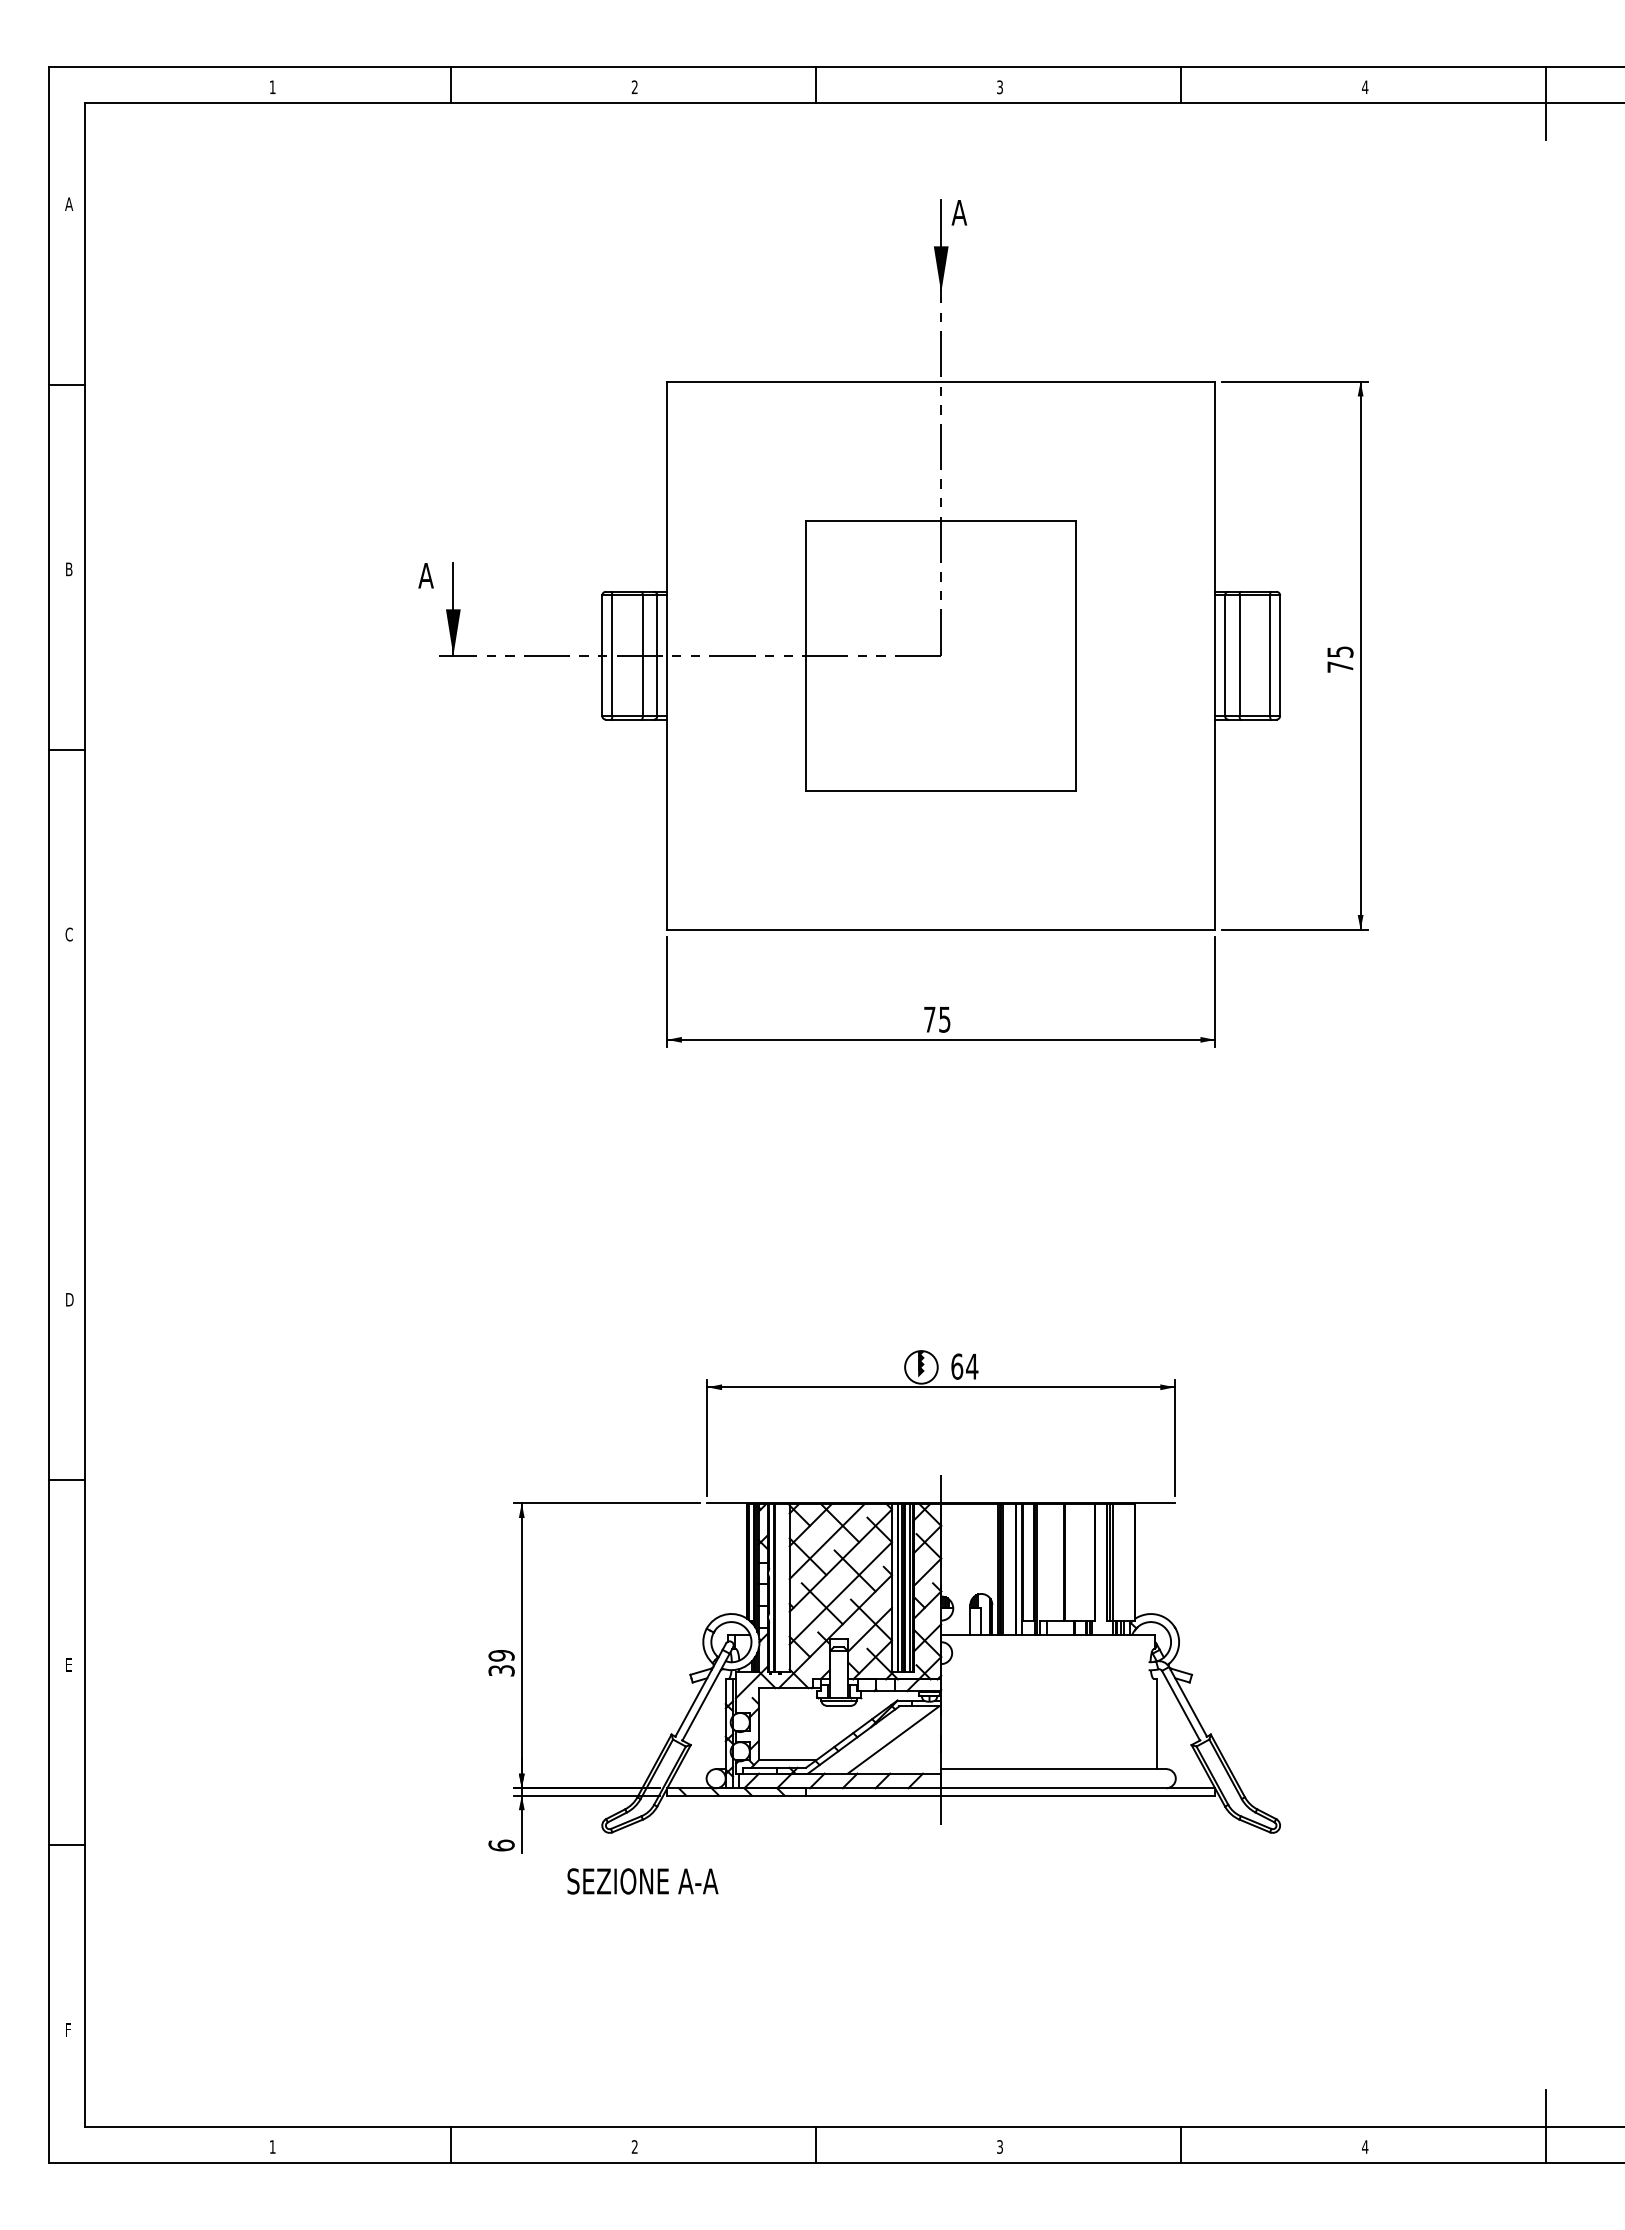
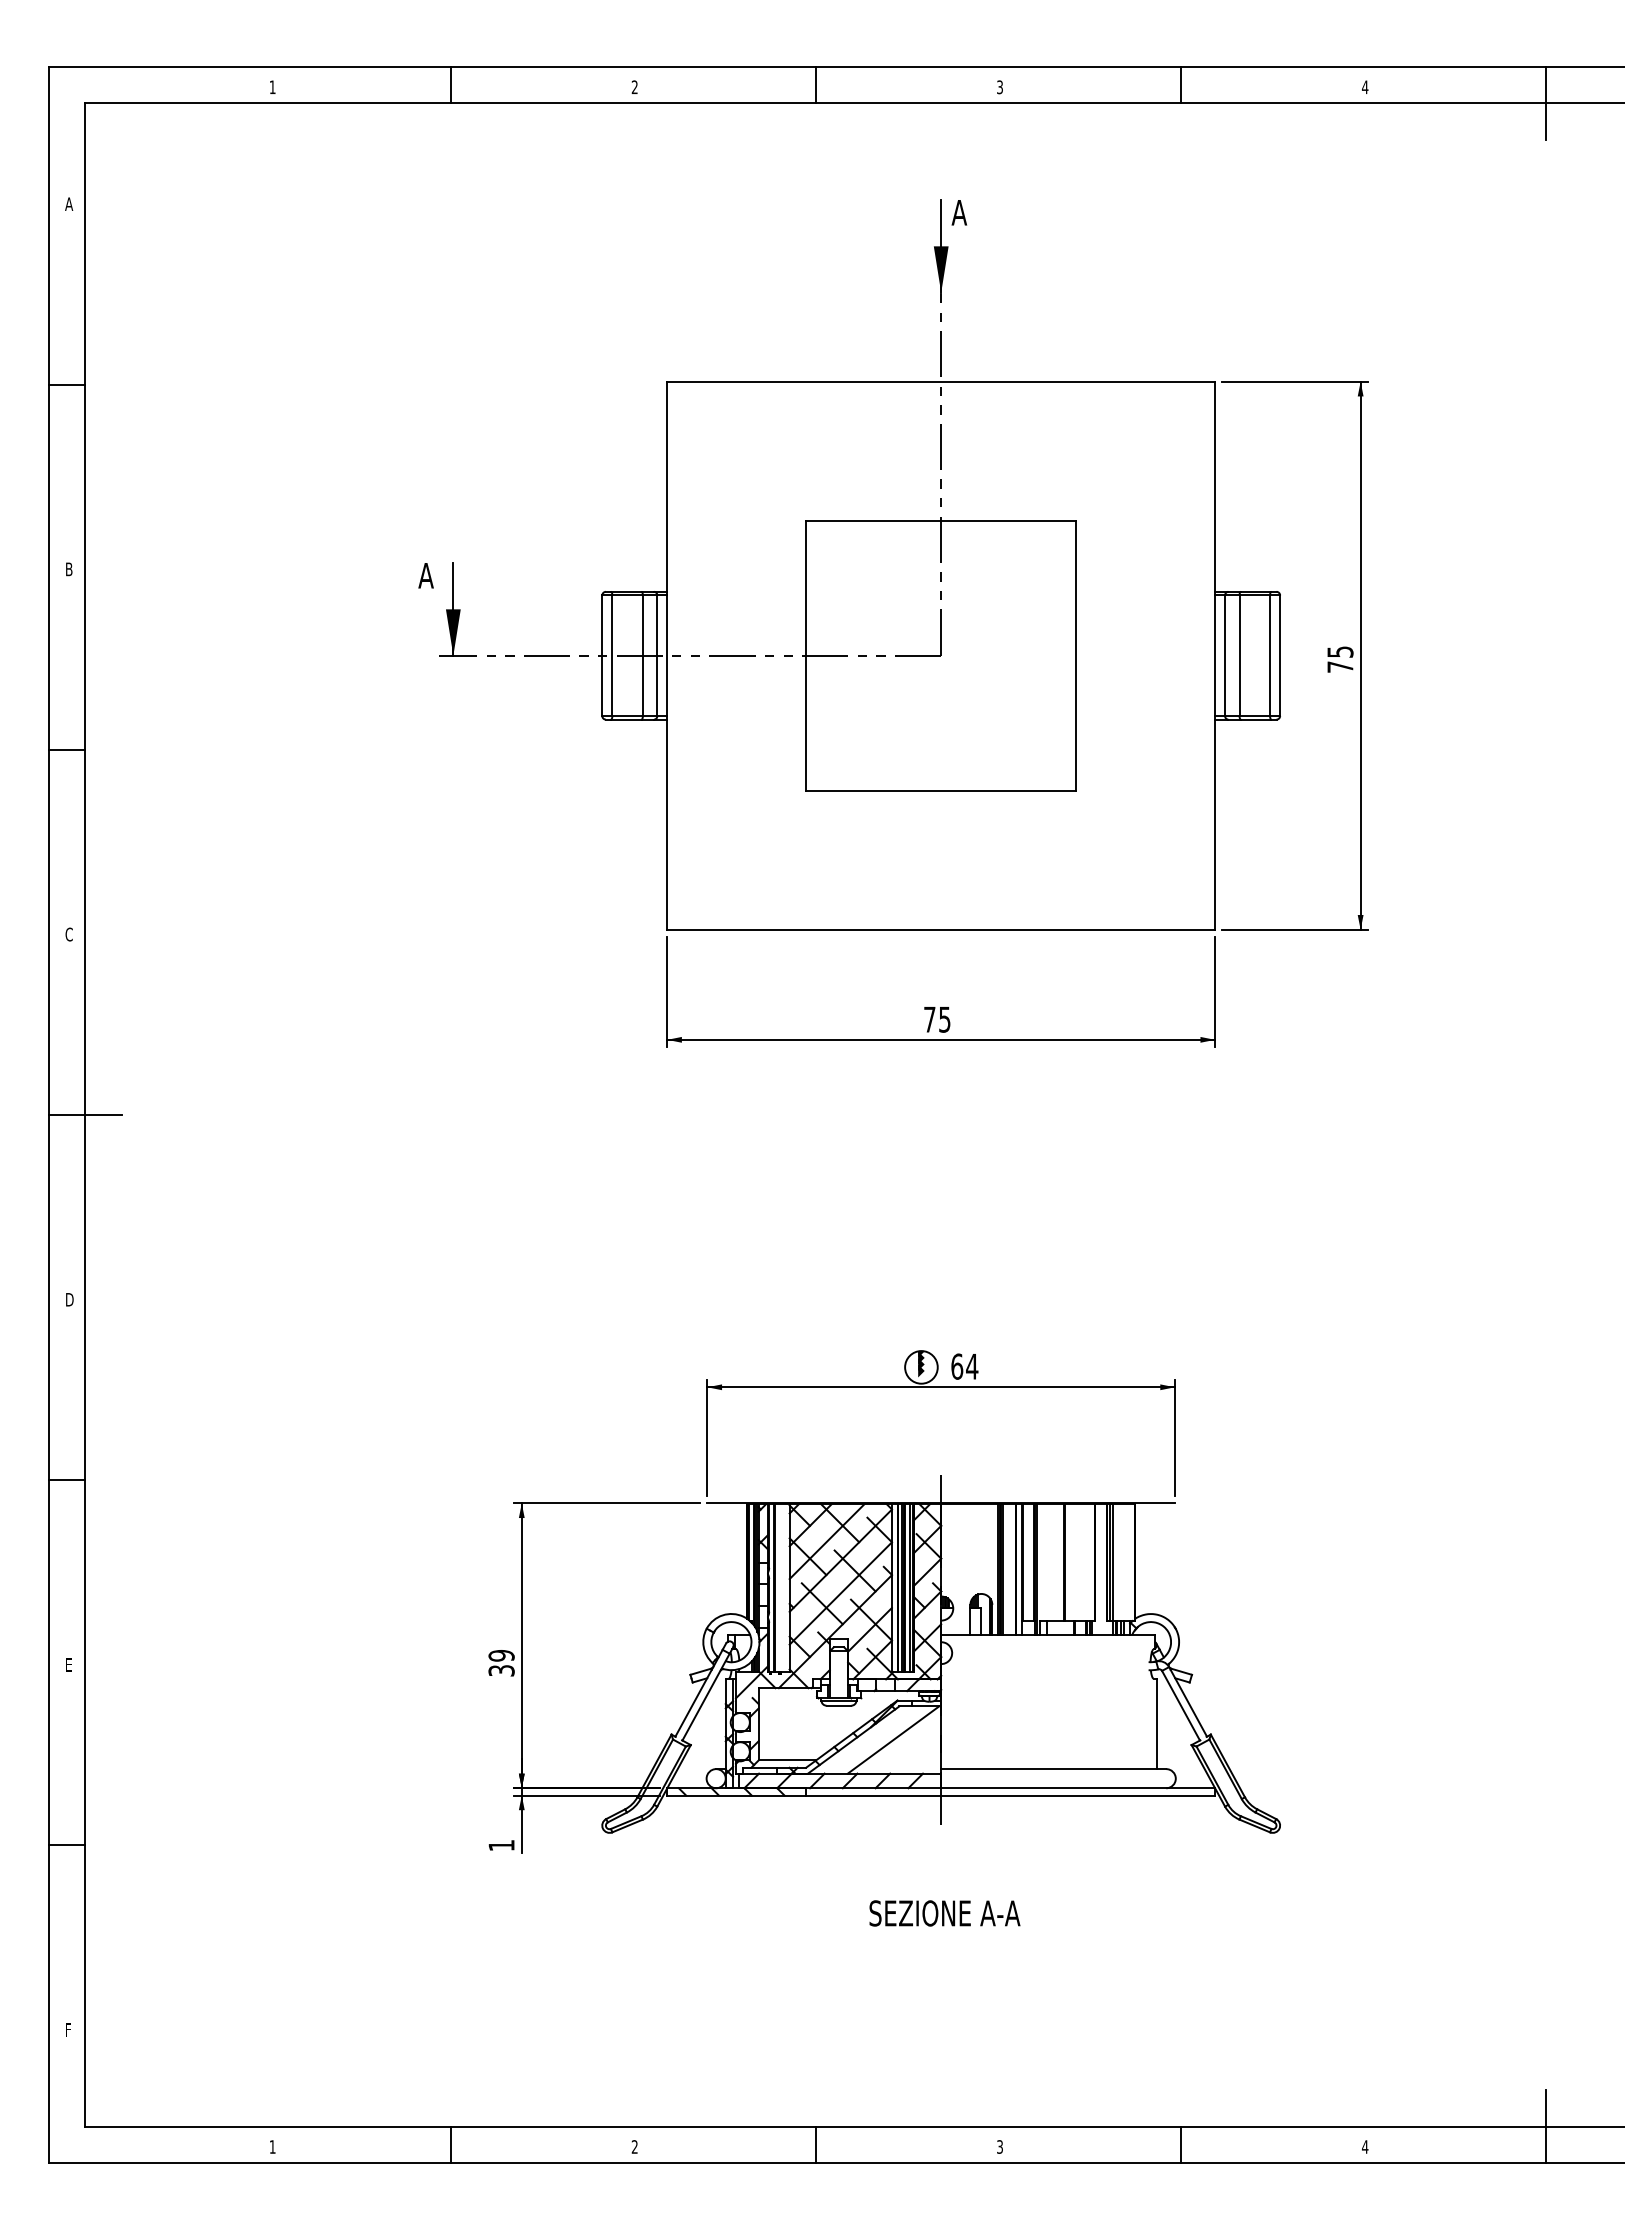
line: none -> present (84, 1115)
text: 6 -> 1 (501, 1845)
text position: (642, 1881) -> (944, 1913) (944, 1913)
